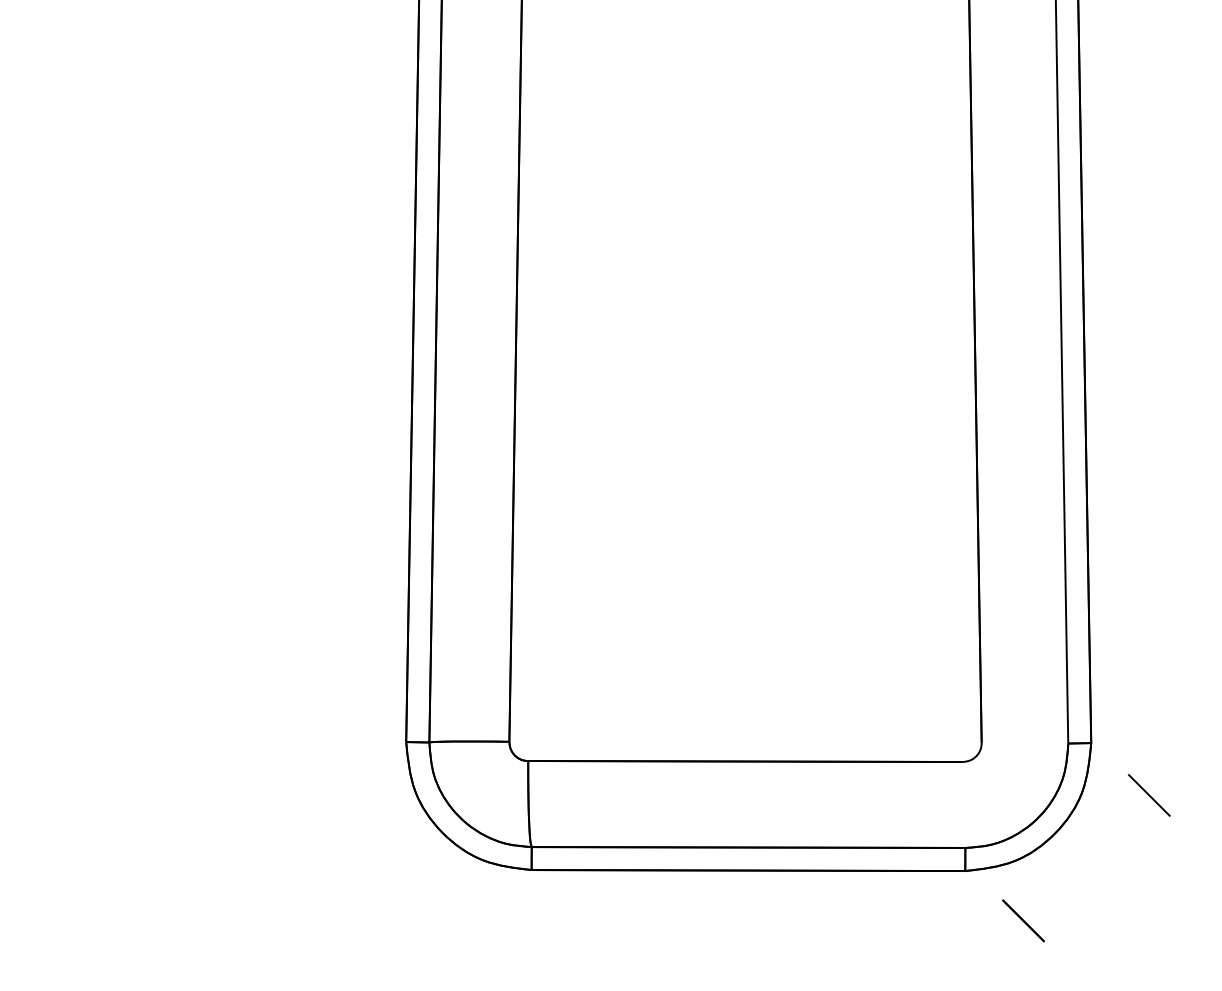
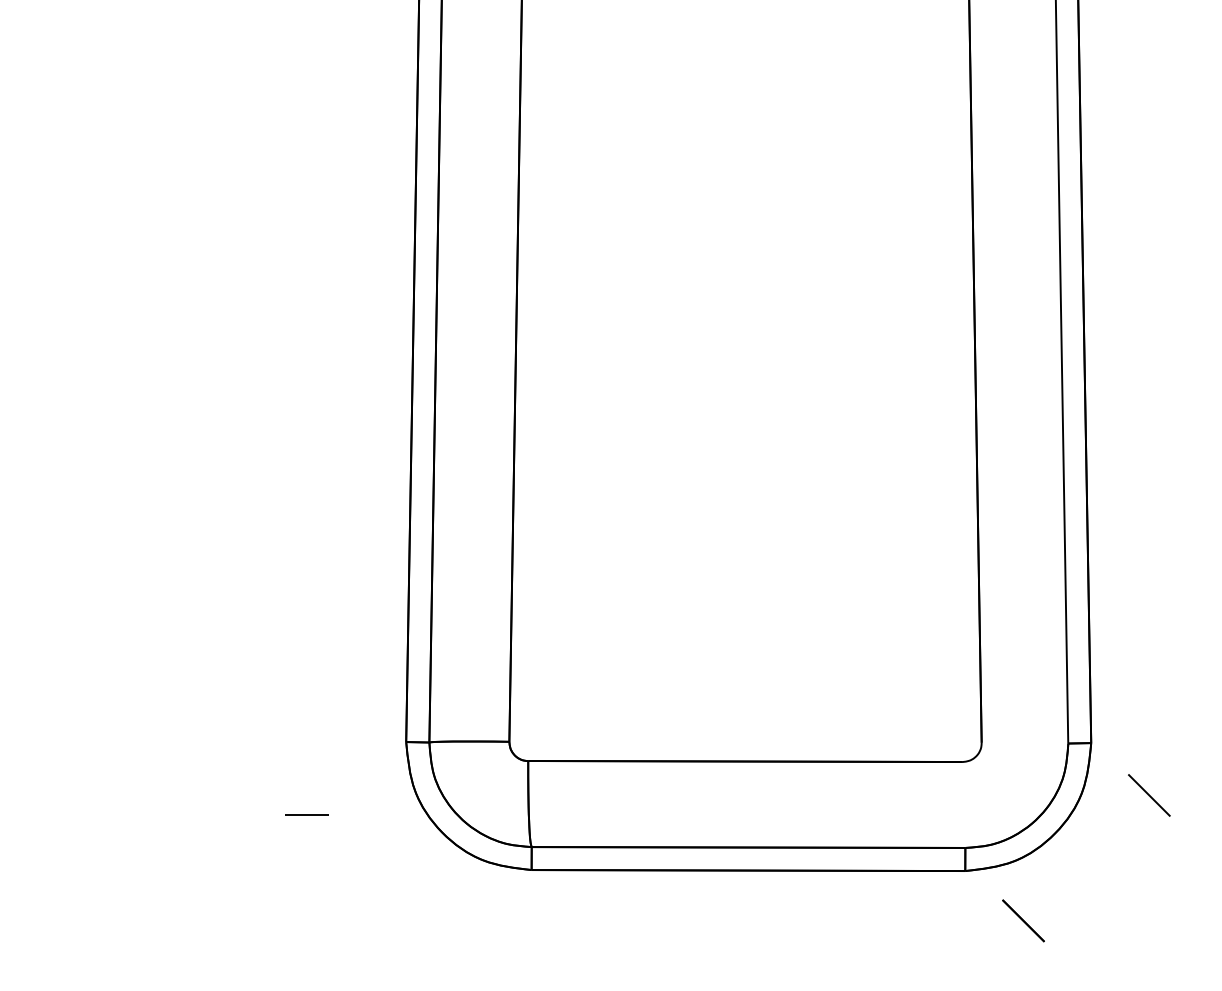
line: none -> present (306, 814)
